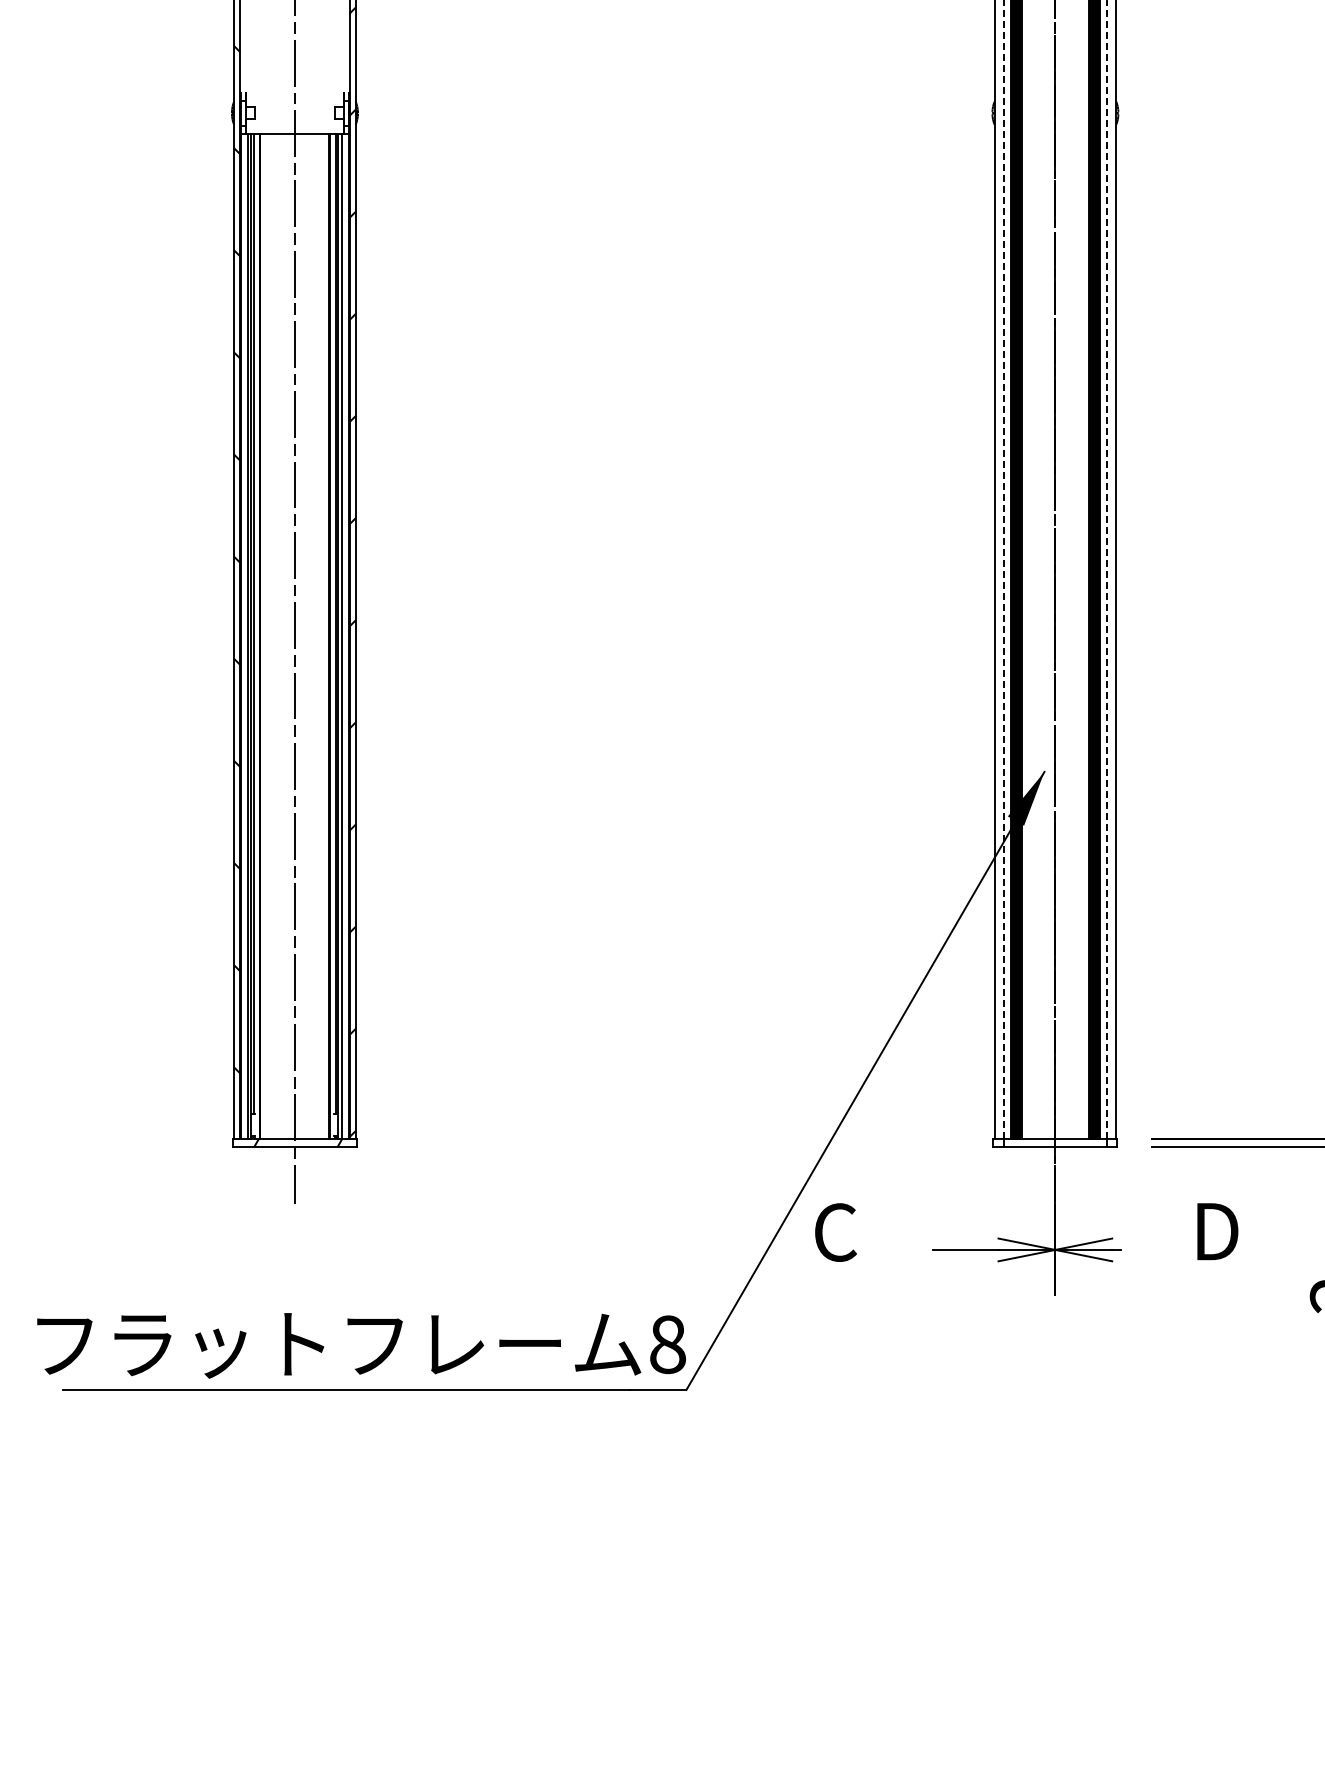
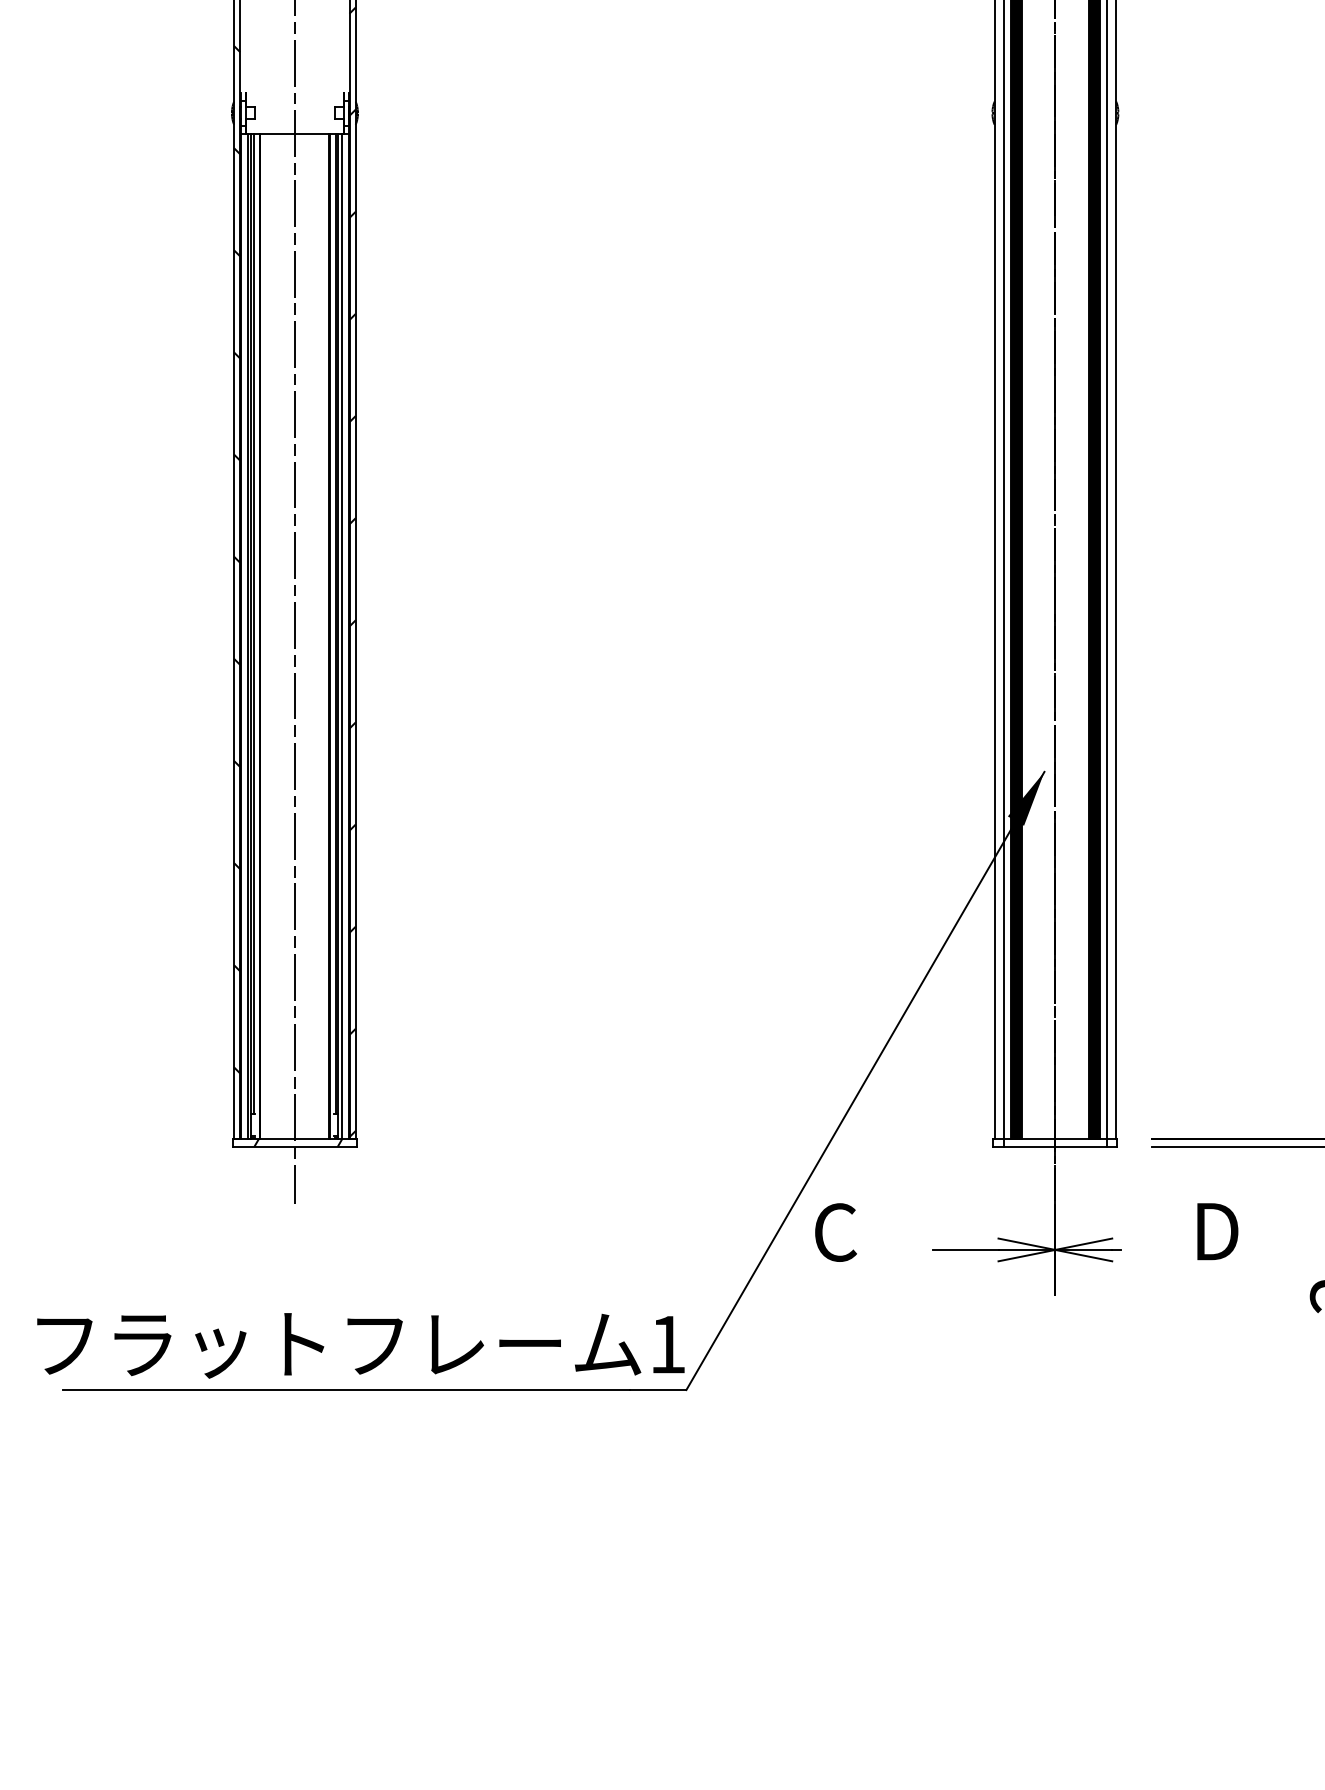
line: dashed -> solid (1003, 569)
line: dashed -> solid (1107, 569)
text: 8 -> 1 (667, 1344)
